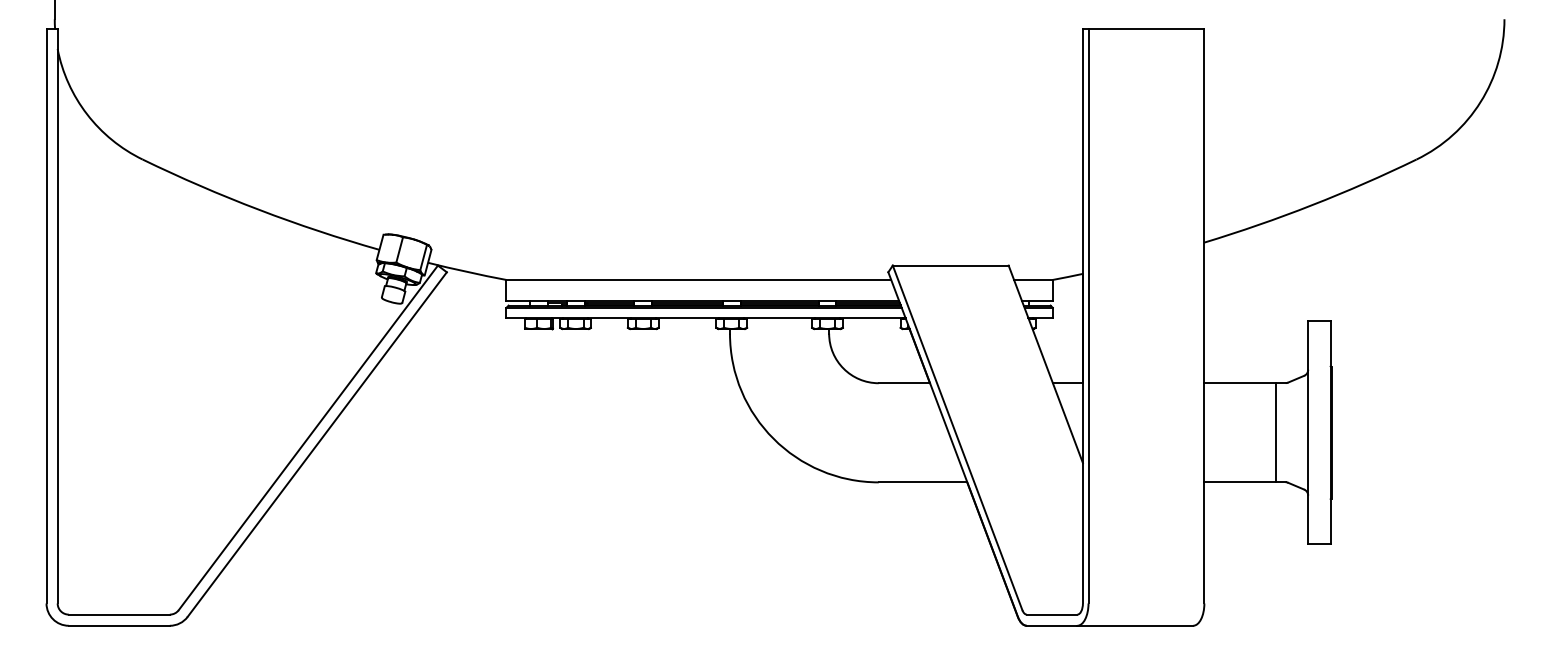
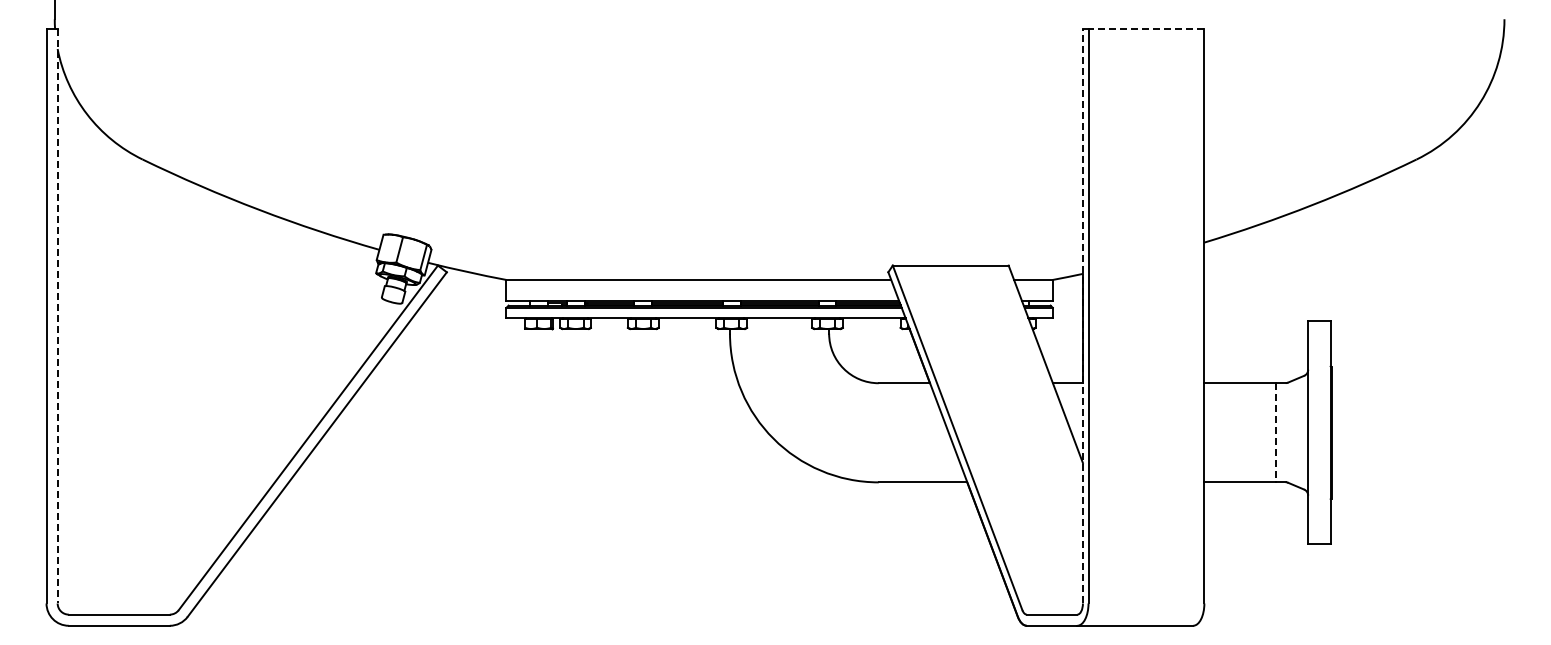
line: solid -> dashed (1146, 29)
line: solid -> dashed (1082, 315)
line: solid -> dashed (57, 316)
line: solid -> dashed (1275, 432)
